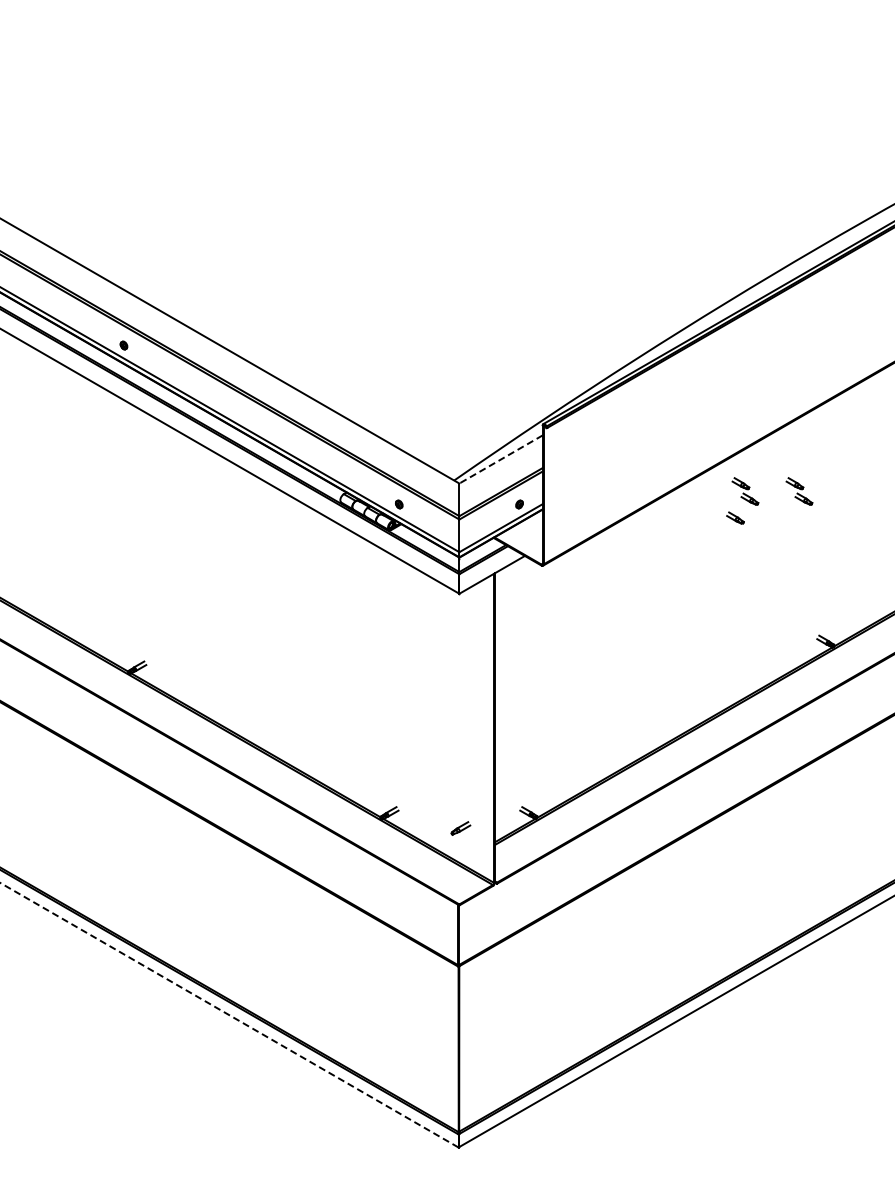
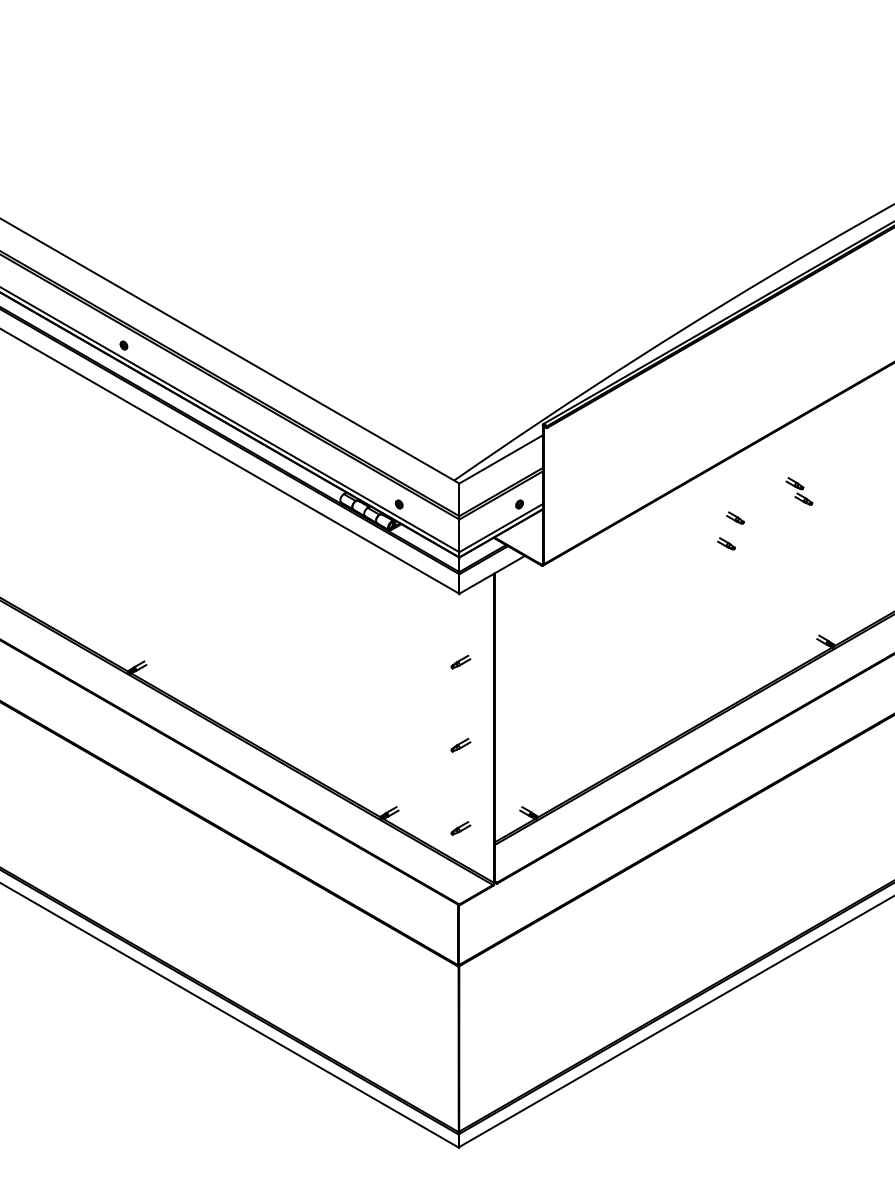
line: dashed -> solid (500, 459)
part: present -> none (745, 491)
part: none -> present (726, 543)
part: none -> present (460, 661)
part: none -> present (460, 744)
line: dashed -> solid (229, 1015)
